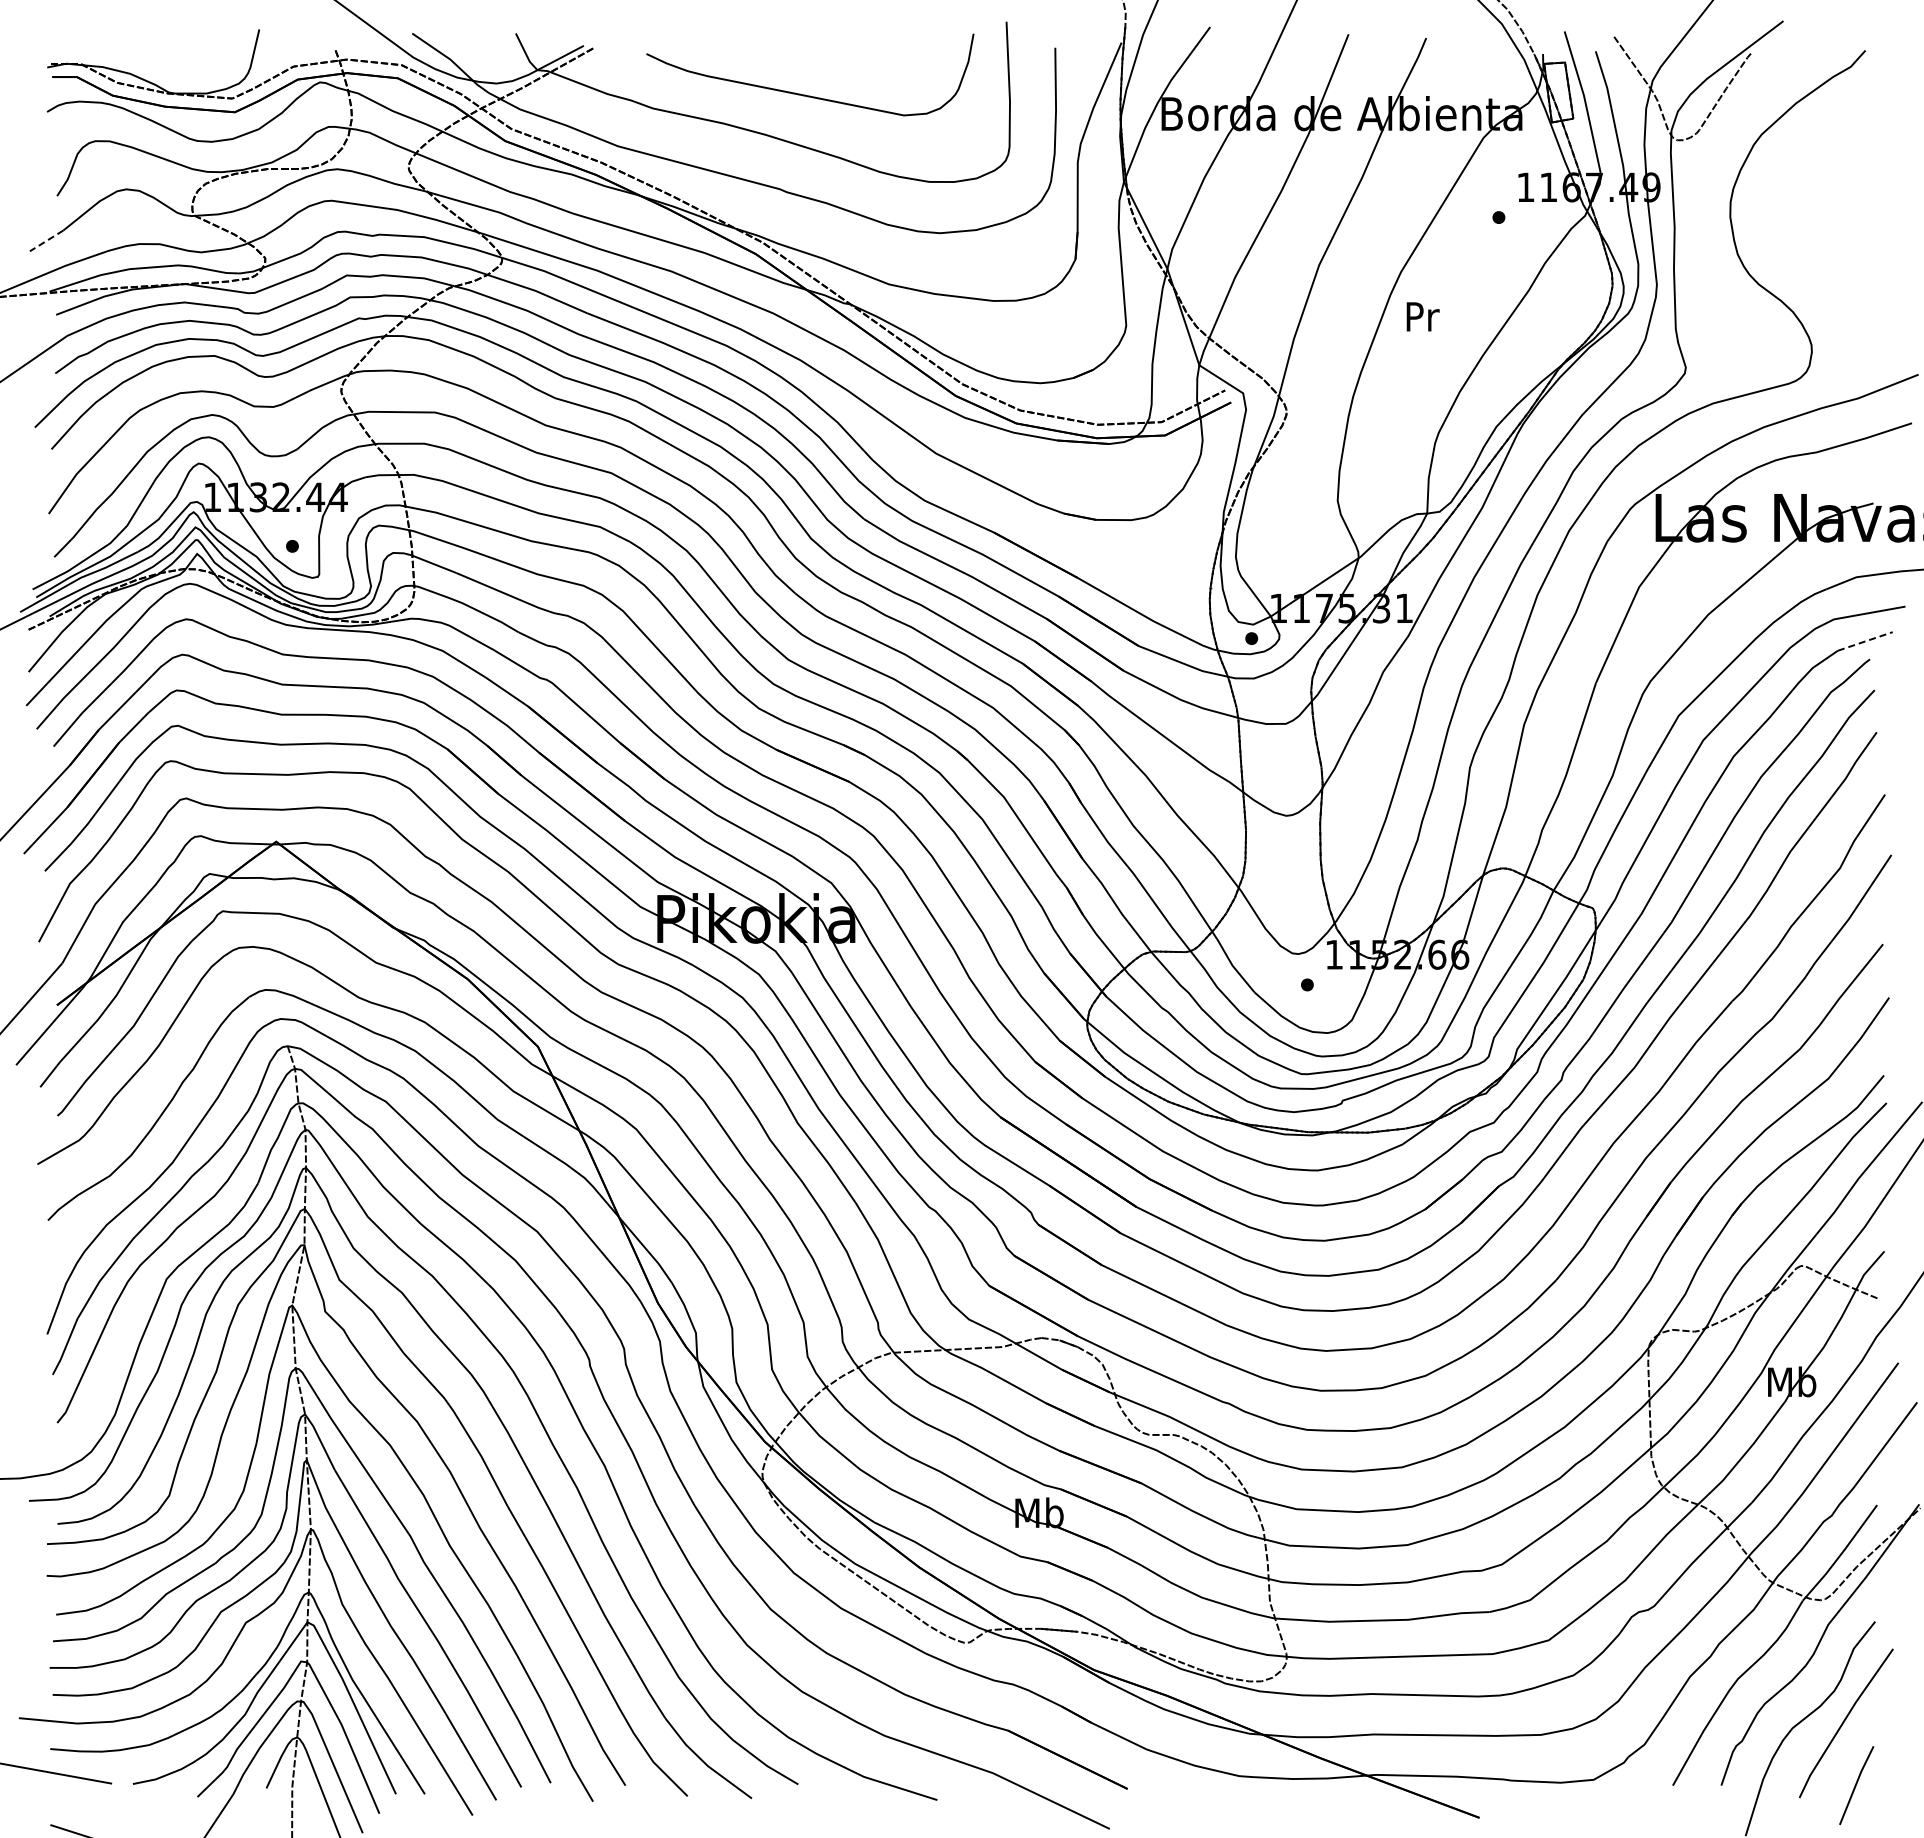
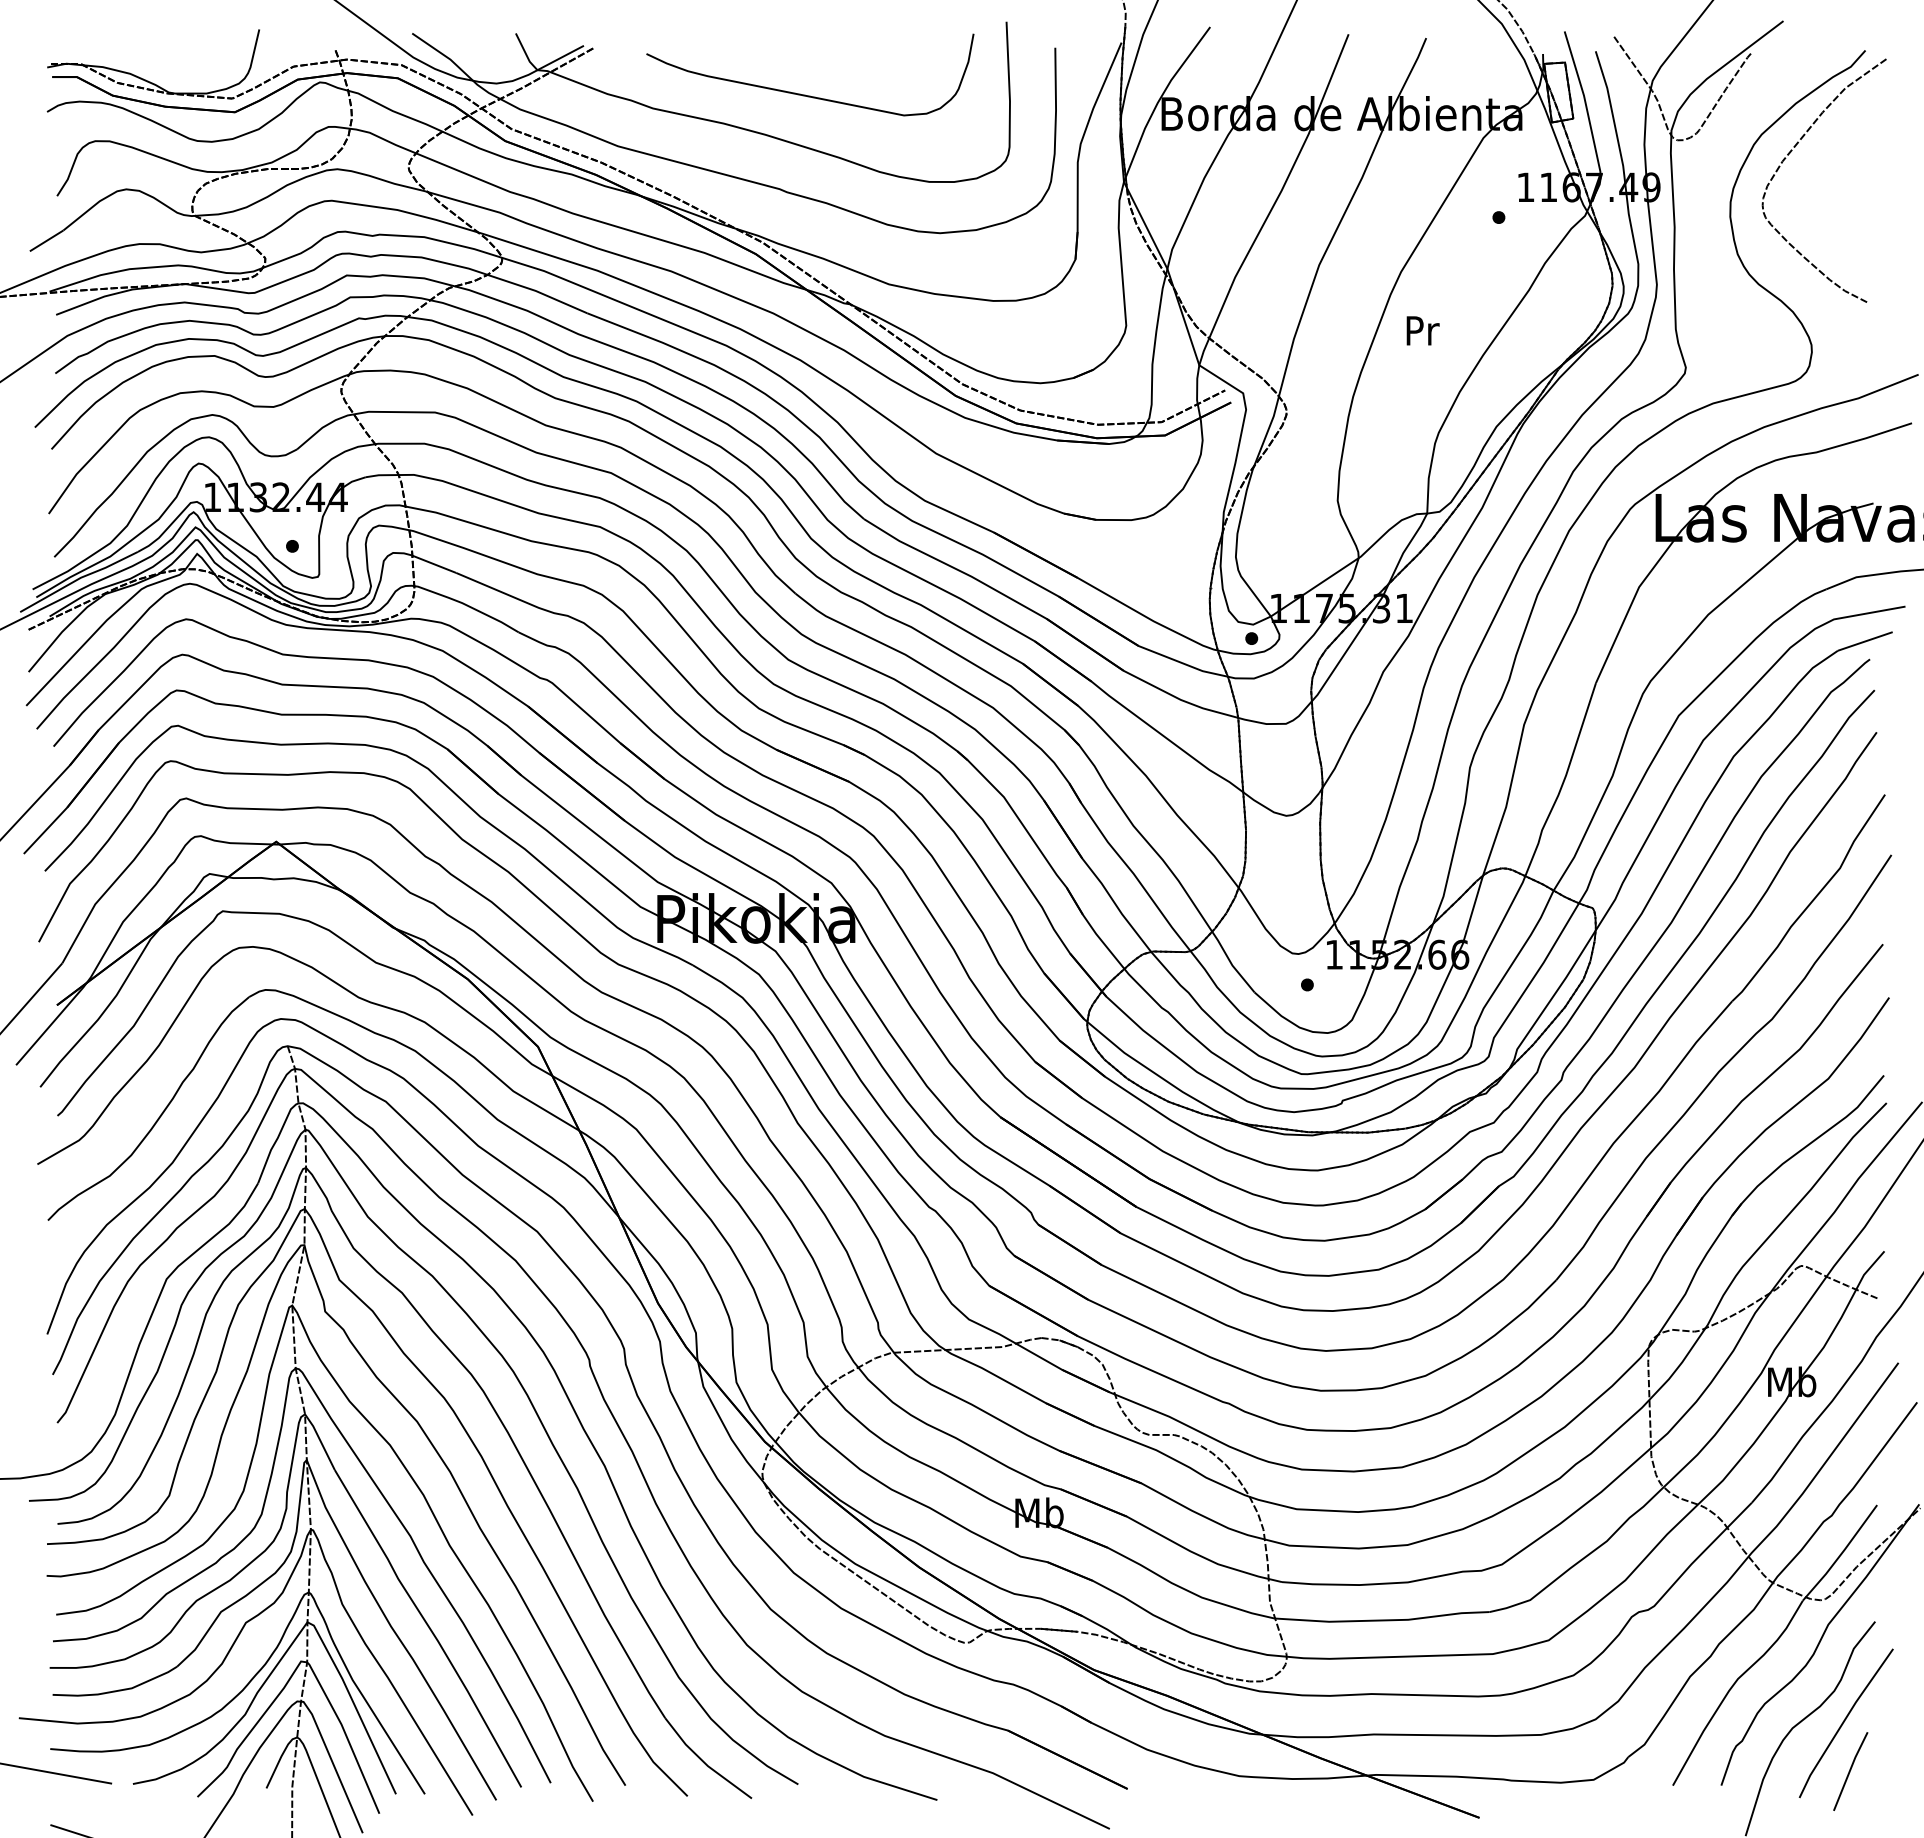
curve: none -> present (1791, 152)
line: dashed -> solid (46, 240)
text position: (1422, 316) -> (1422, 330) (1422, 330)
line: dashed -> solid (1865, 641)
line position: (1856, 1785) -> (1850, 1771) (1850, 1771)
